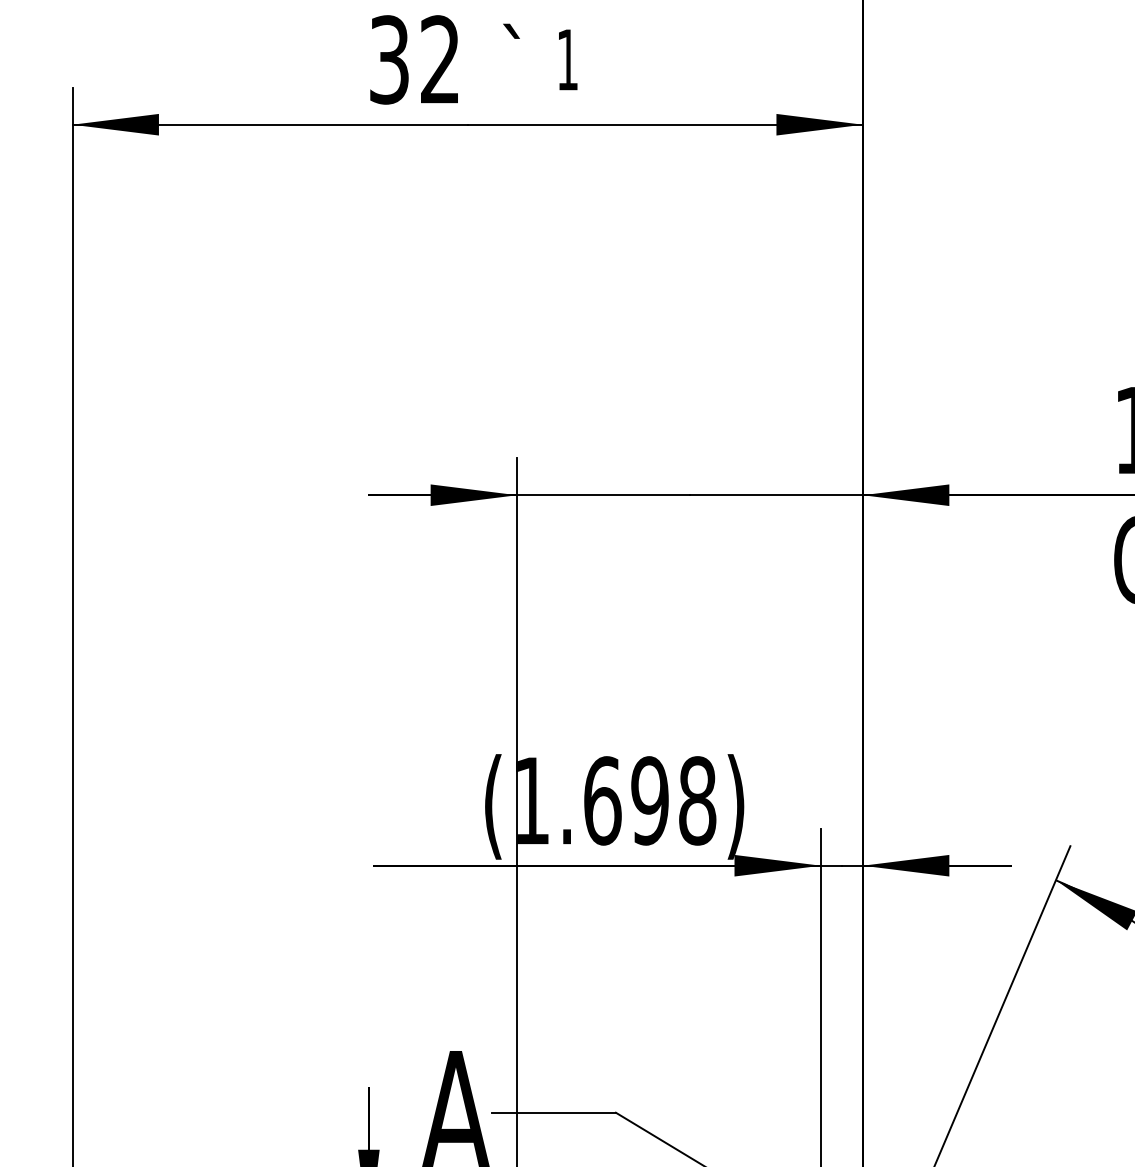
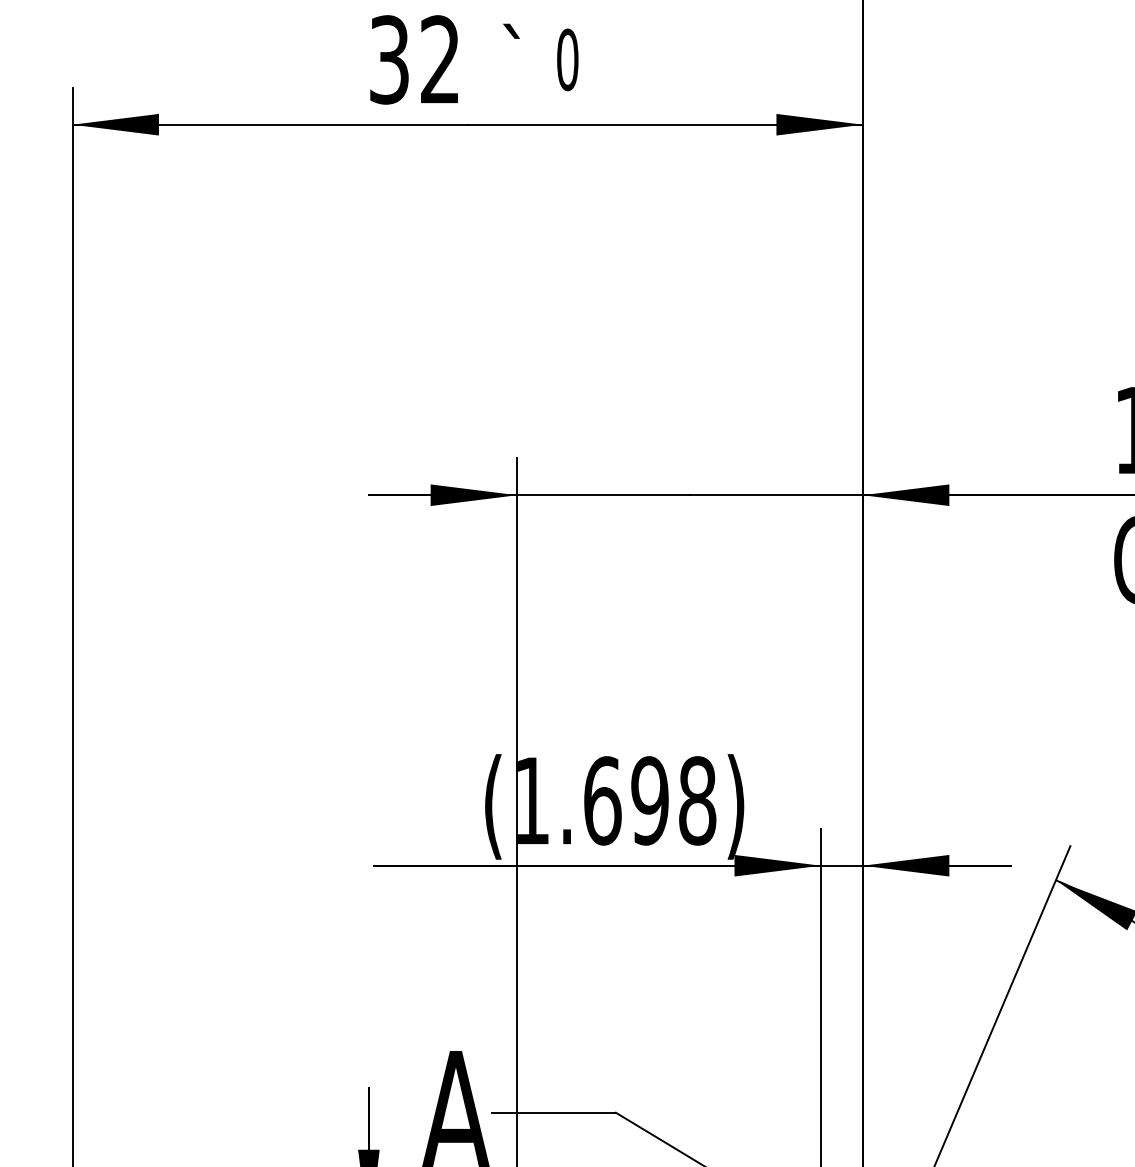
text: 1 -> 0 (567, 59)
